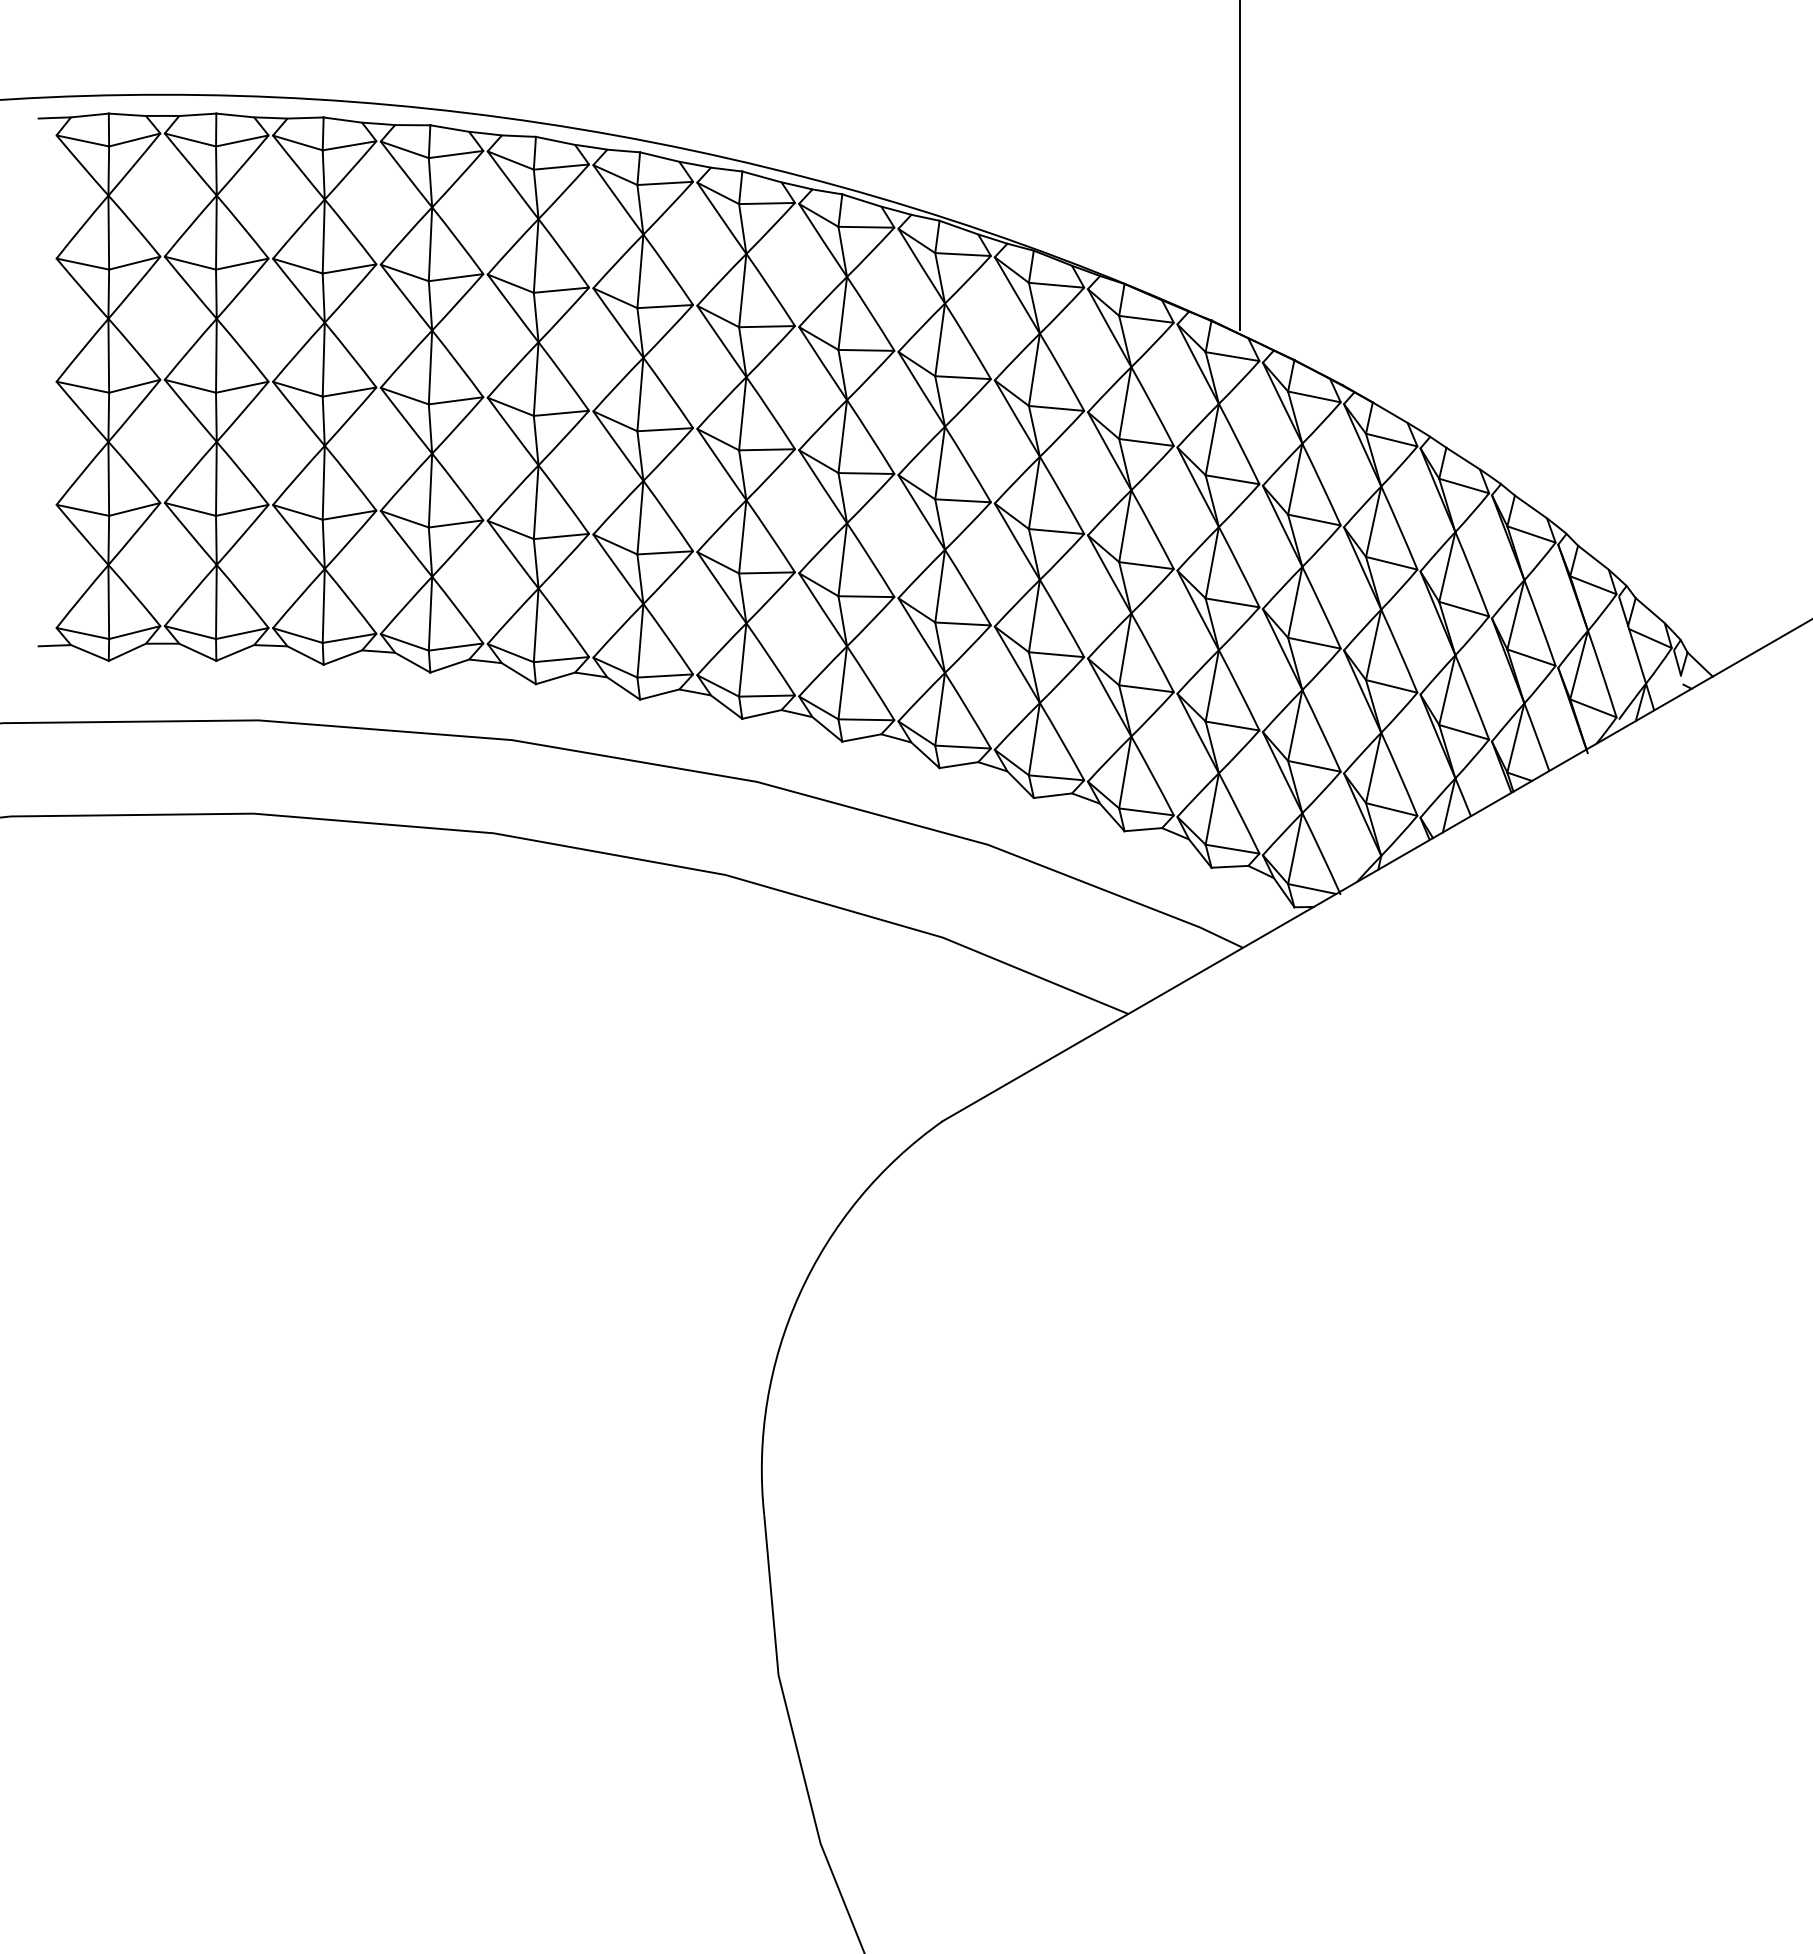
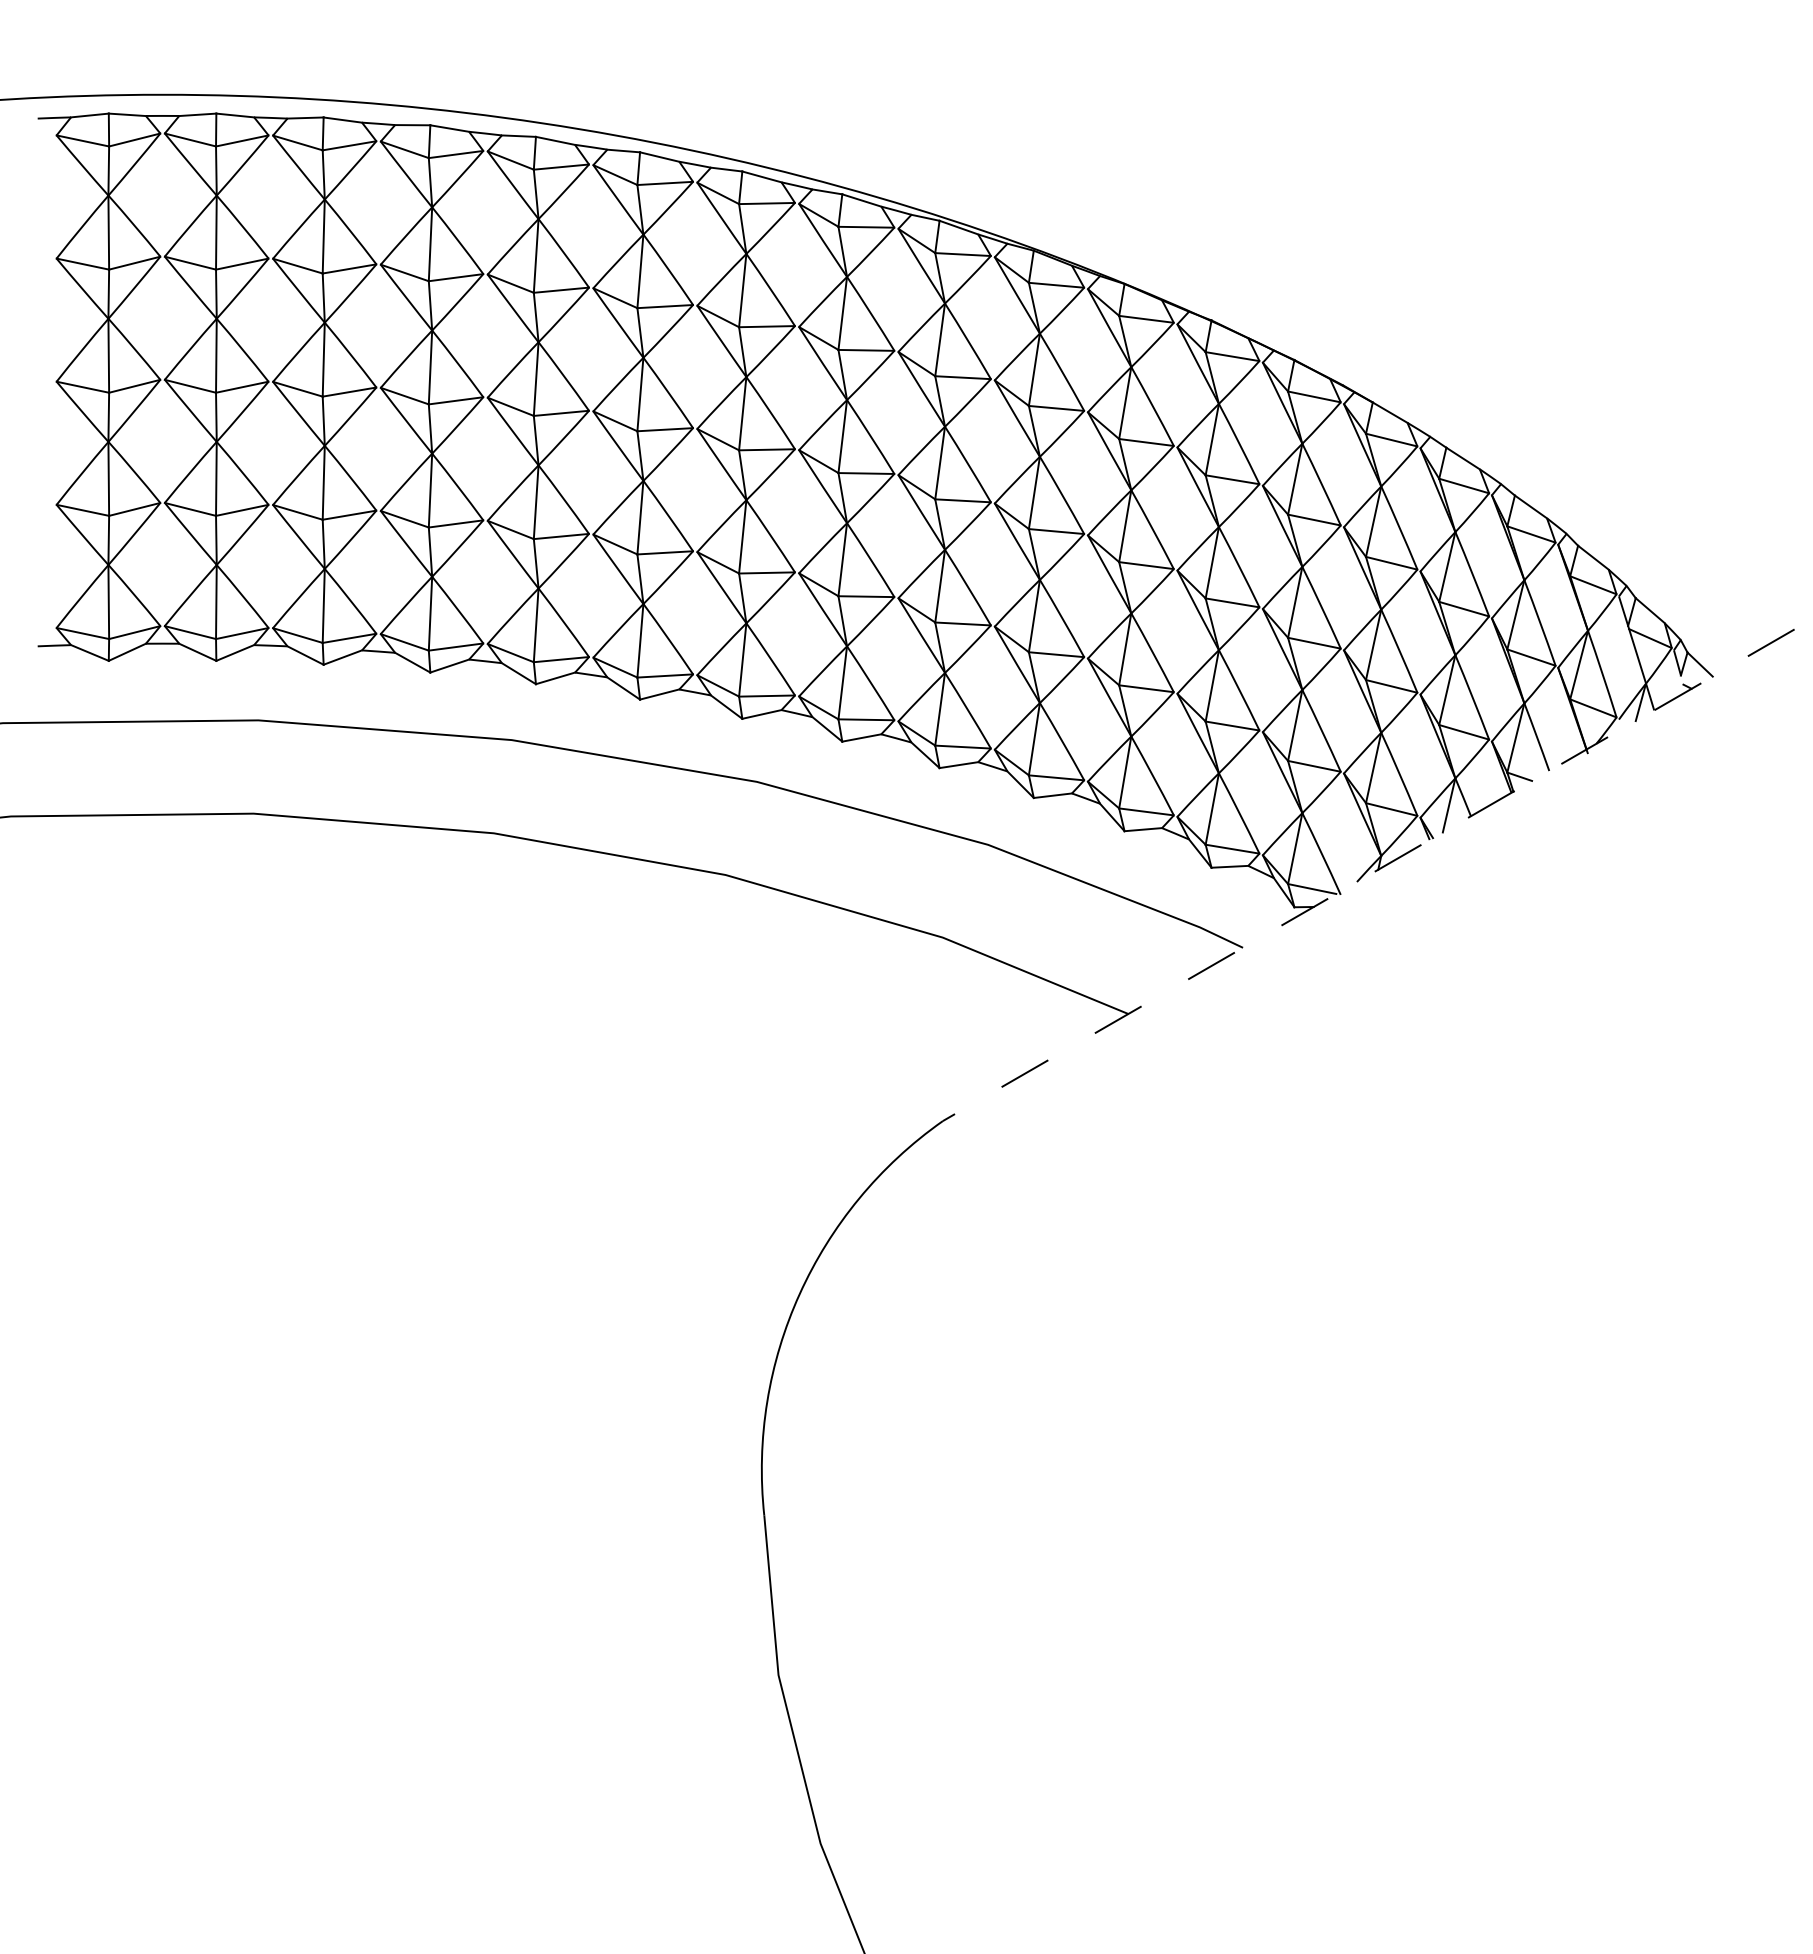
line: present -> none (1239, 166)
line: solid -> dashed (1377, 870)
